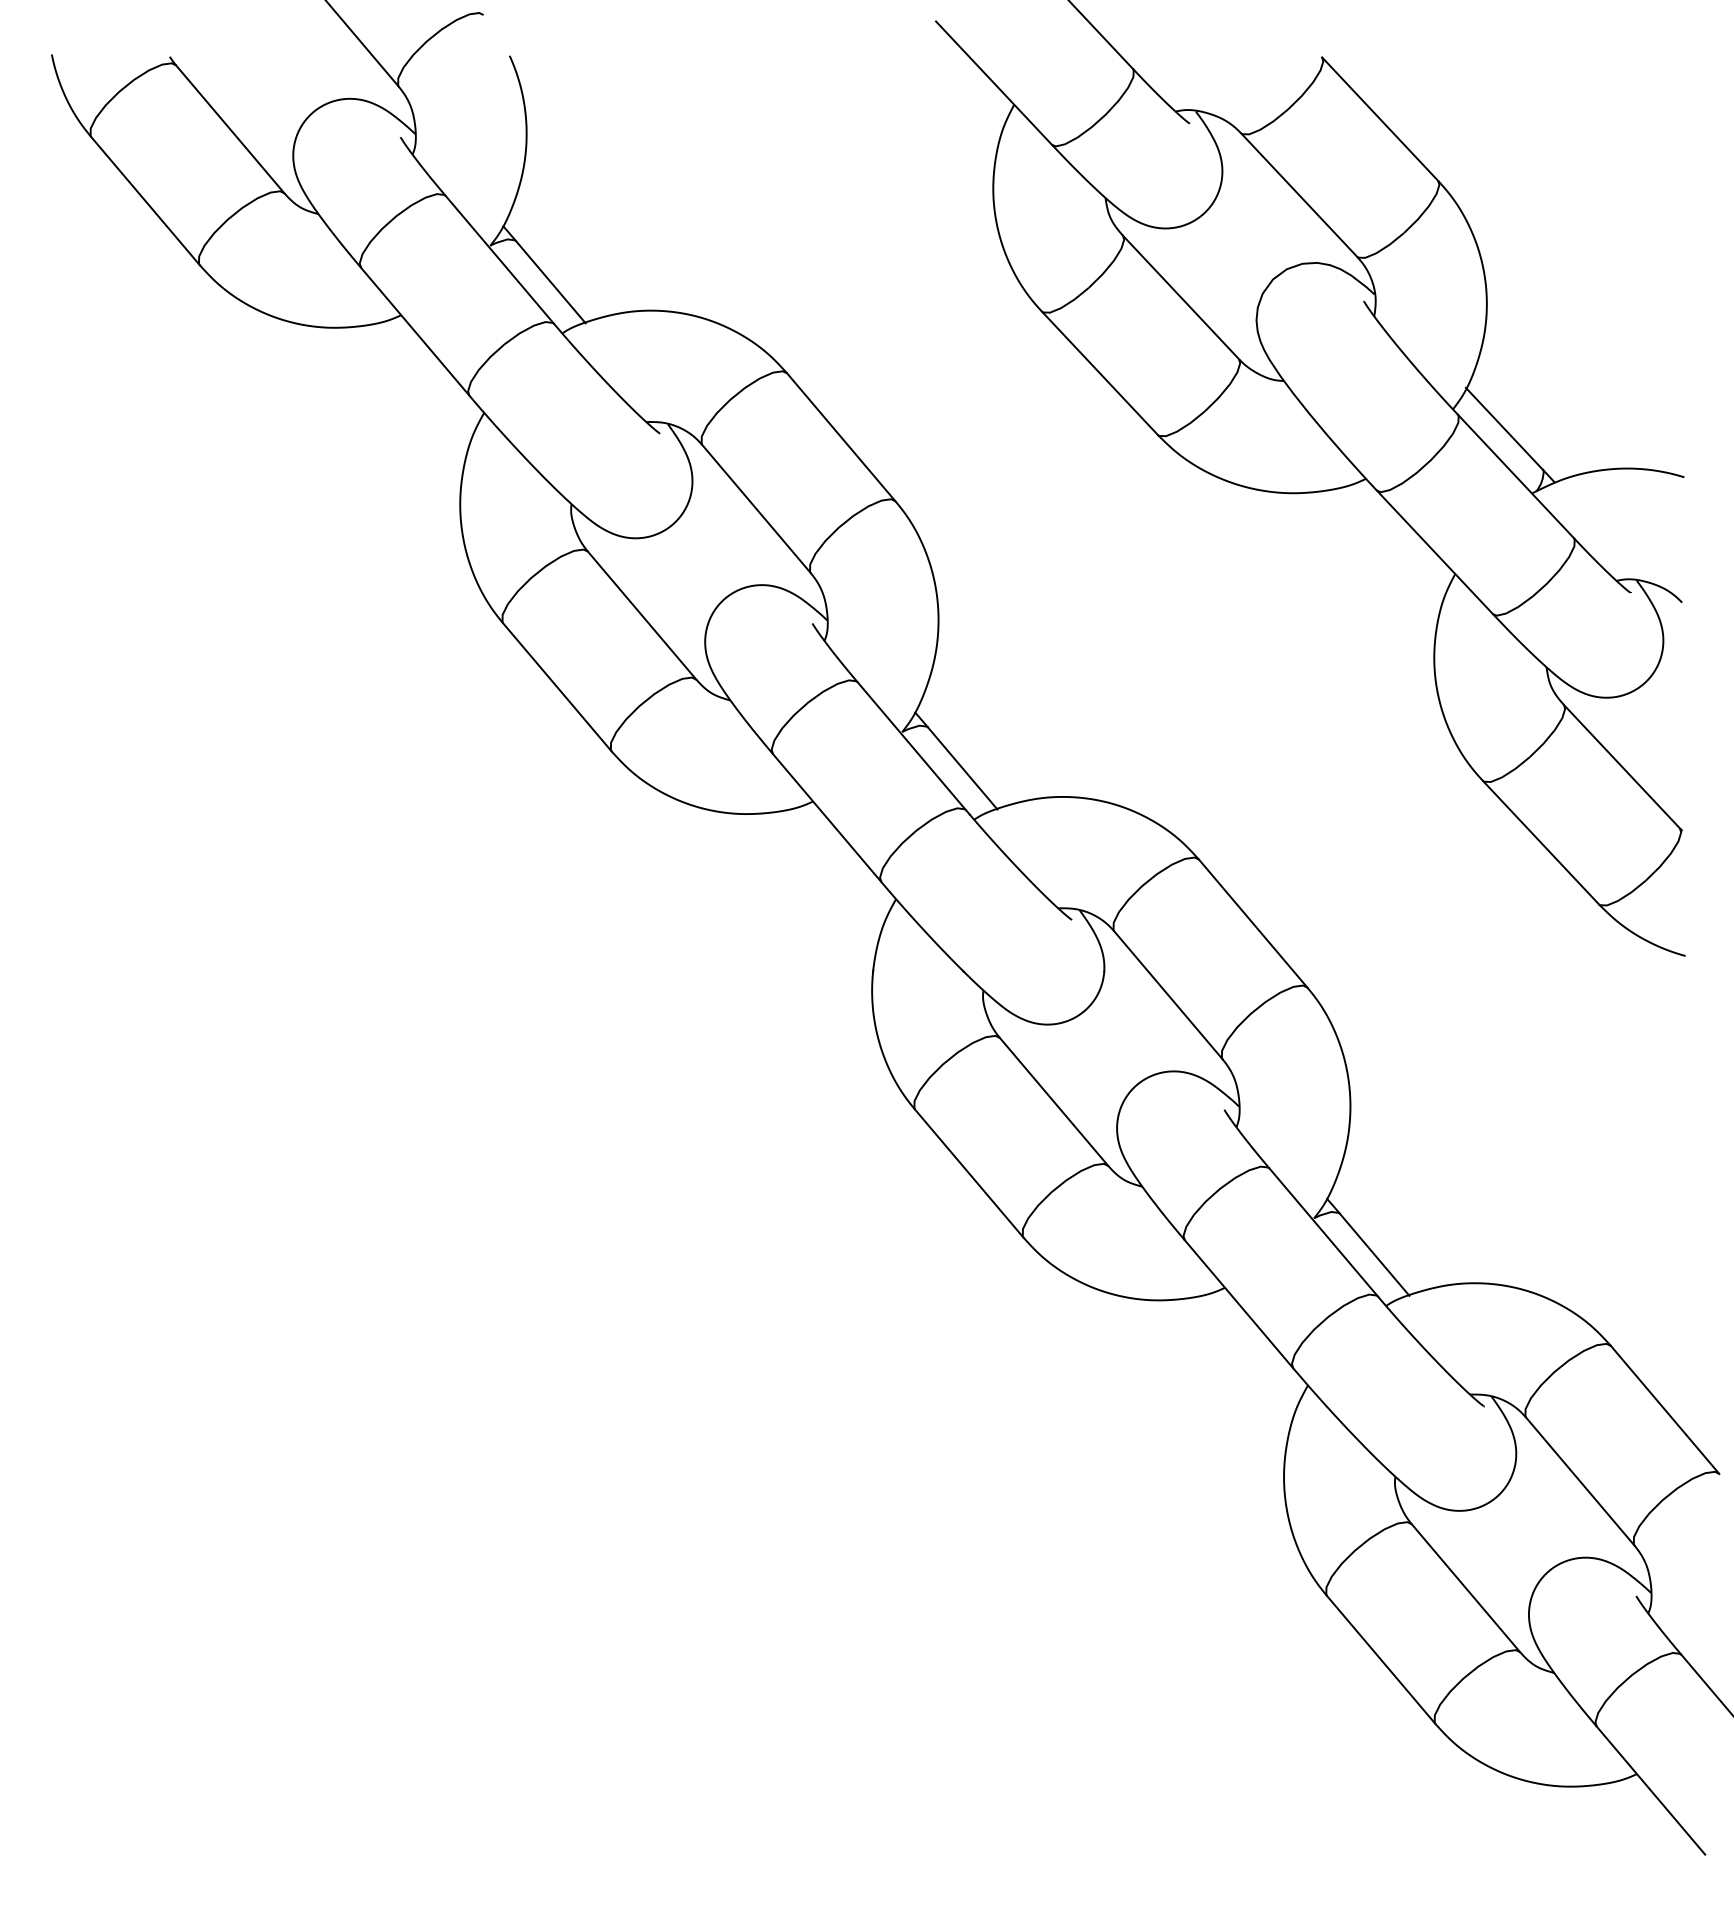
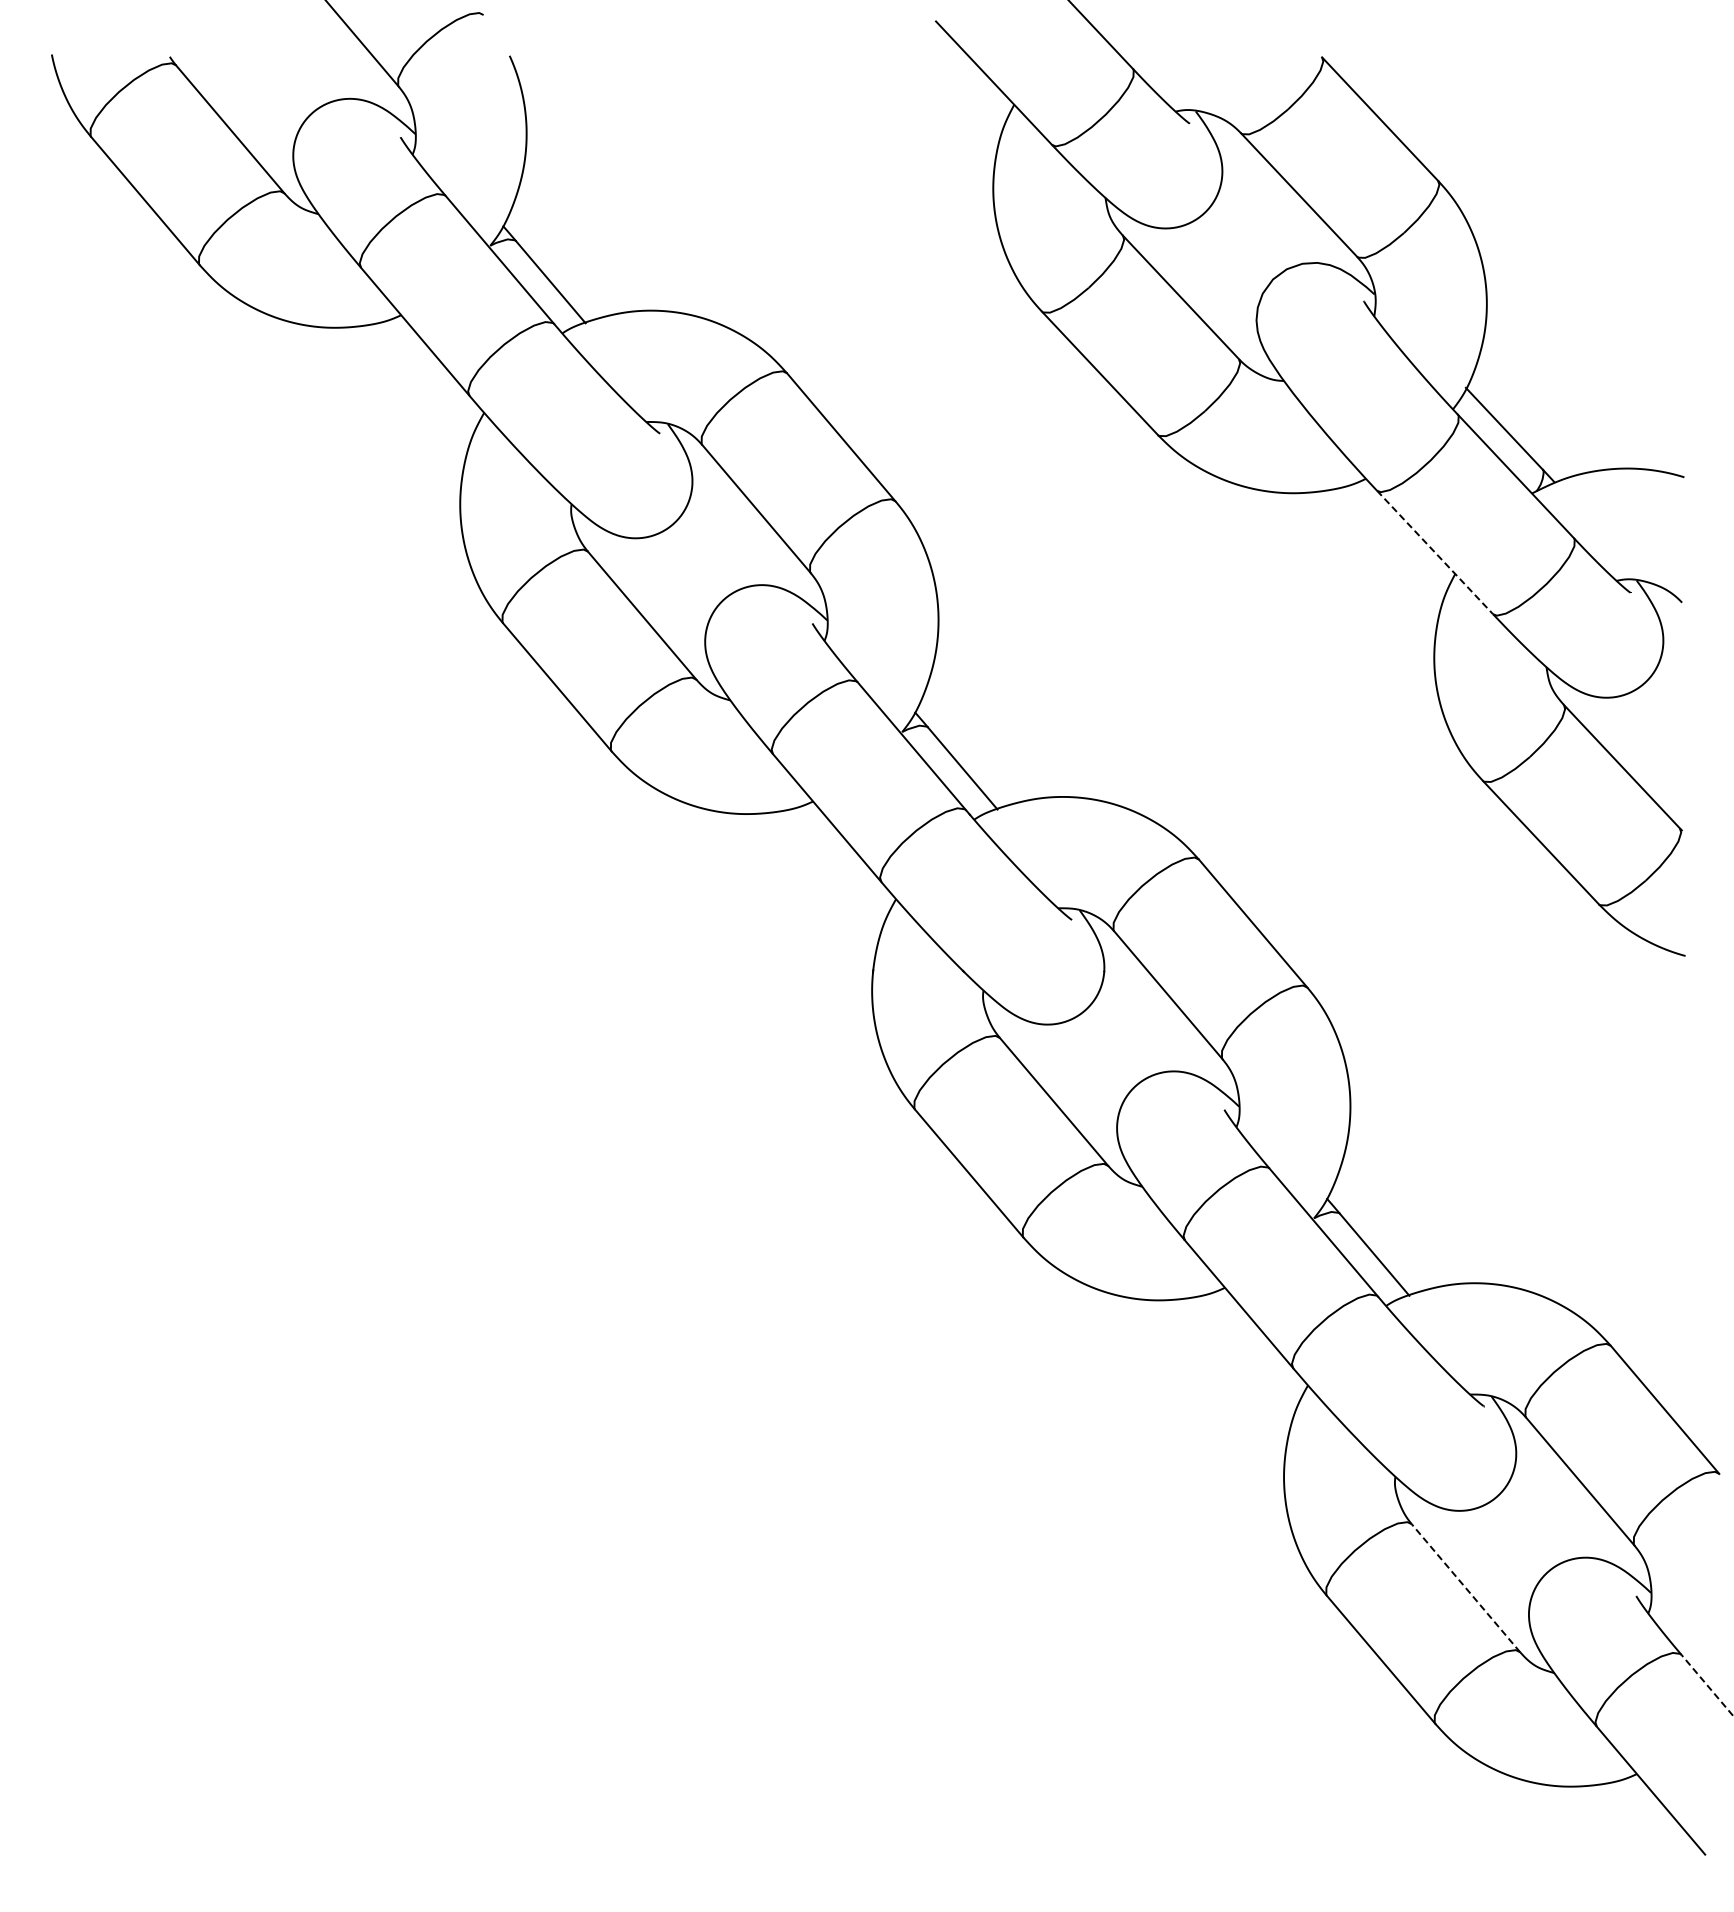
line: solid -> dashed (1435, 552)
line: solid -> dashed (1465, 1588)
line: solid -> dashed (1707, 1685)
